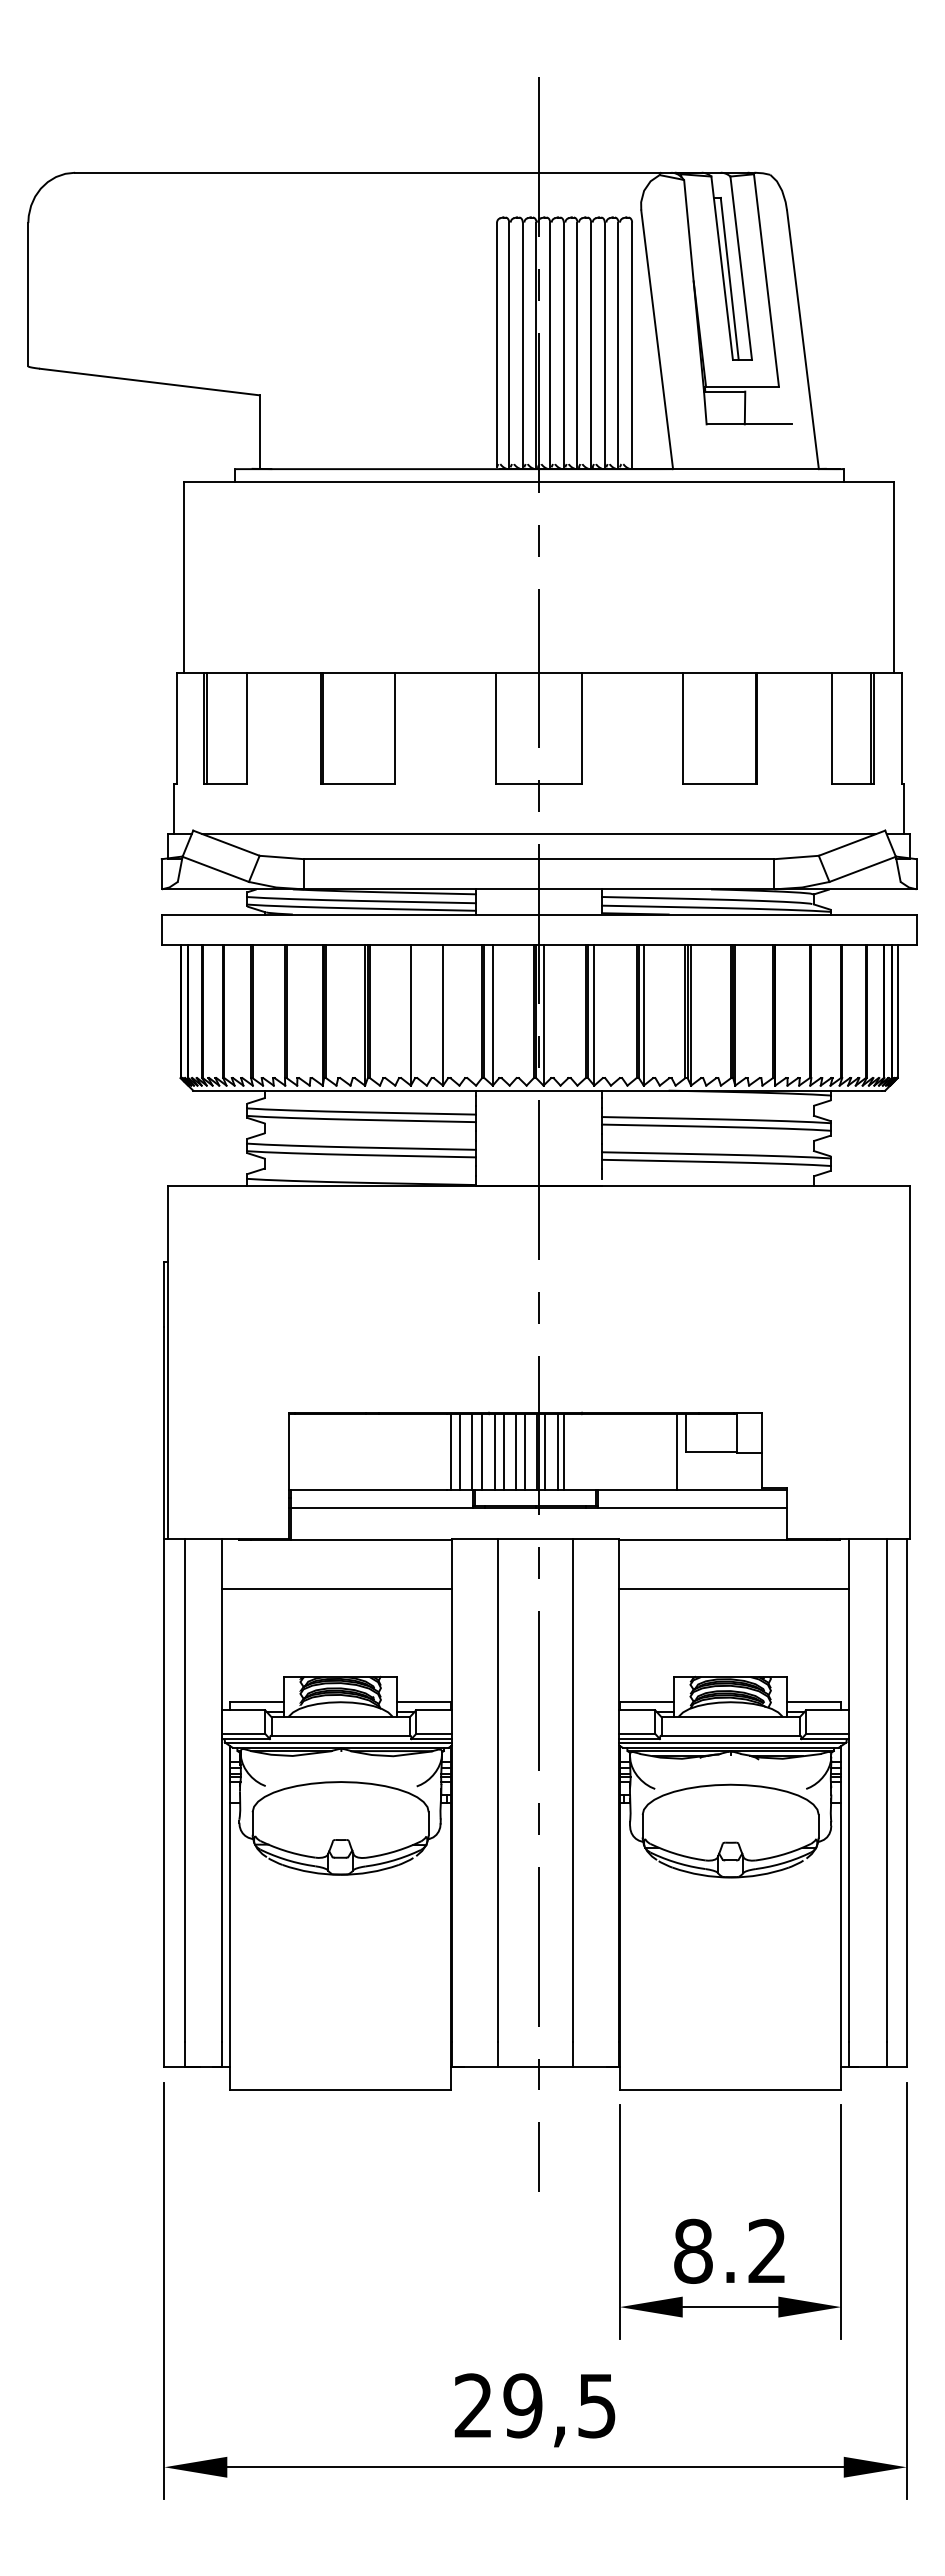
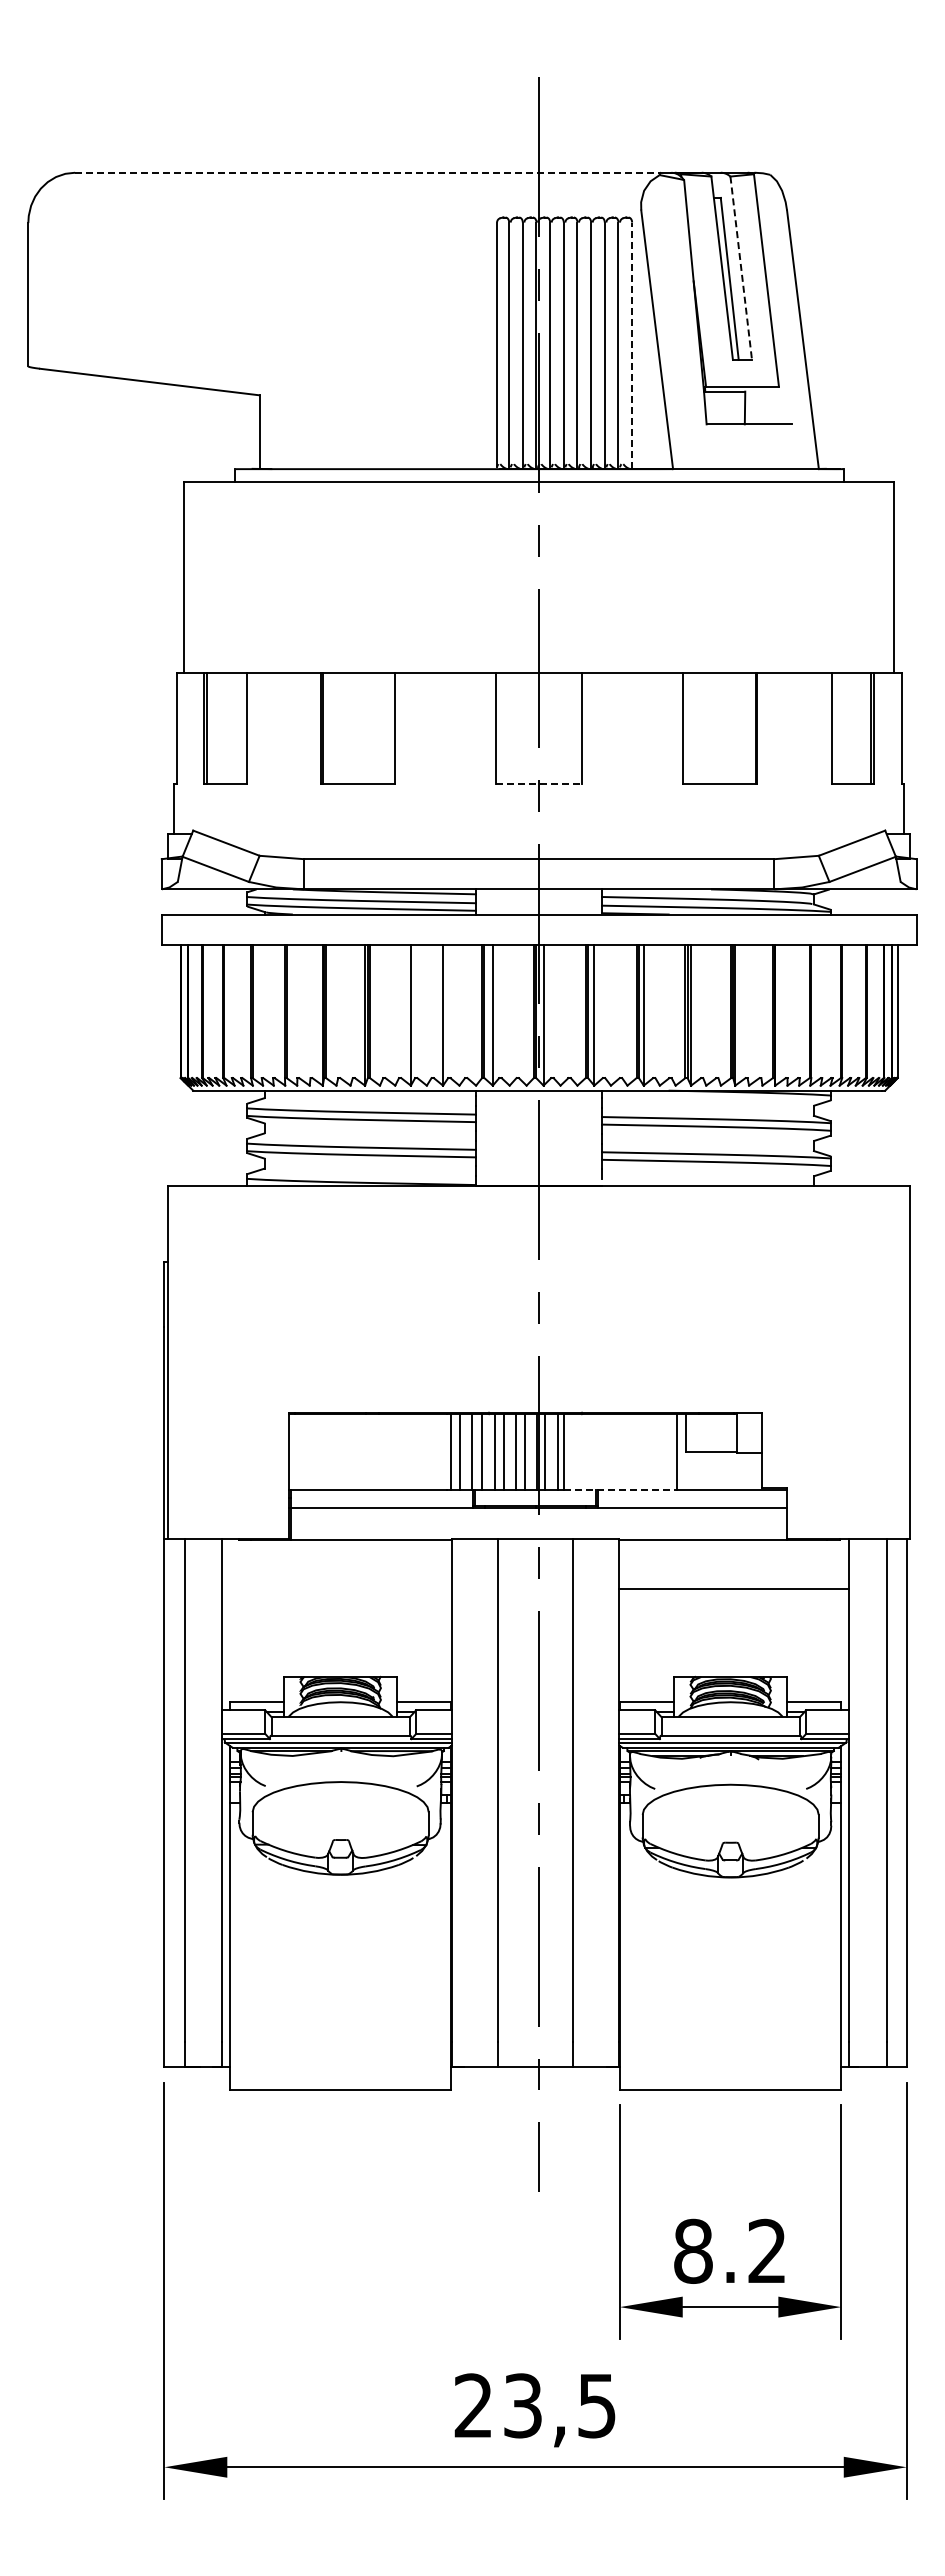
line: solid -> dashed (368, 172)
line: solid -> dashed (741, 268)
line: solid -> dashed (632, 345)
line: solid -> dashed (539, 783)
line: present -> none (539, 834)
line: solid -> dashed (621, 1489)
line: present -> none (336, 1588)
text: 29,5 -> 23,5 (522, 2405)
